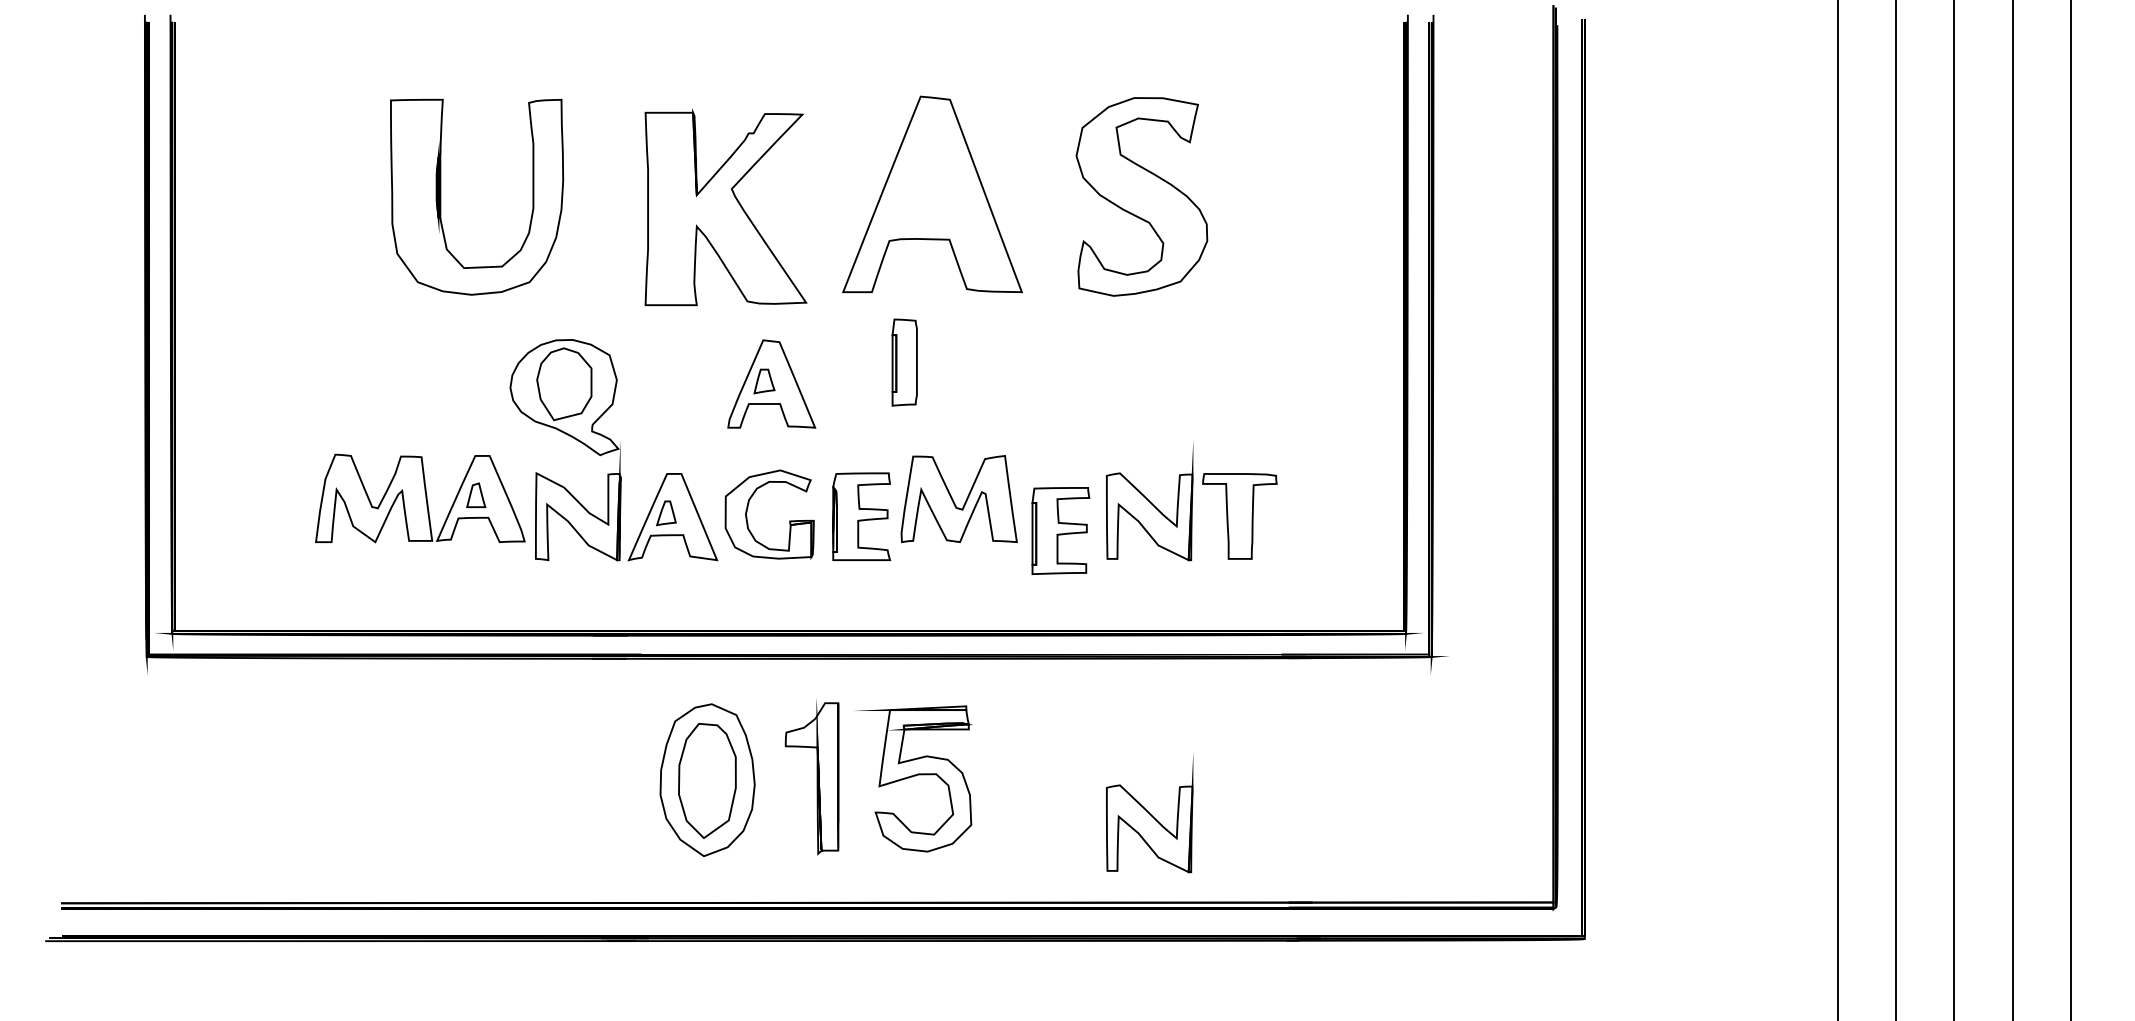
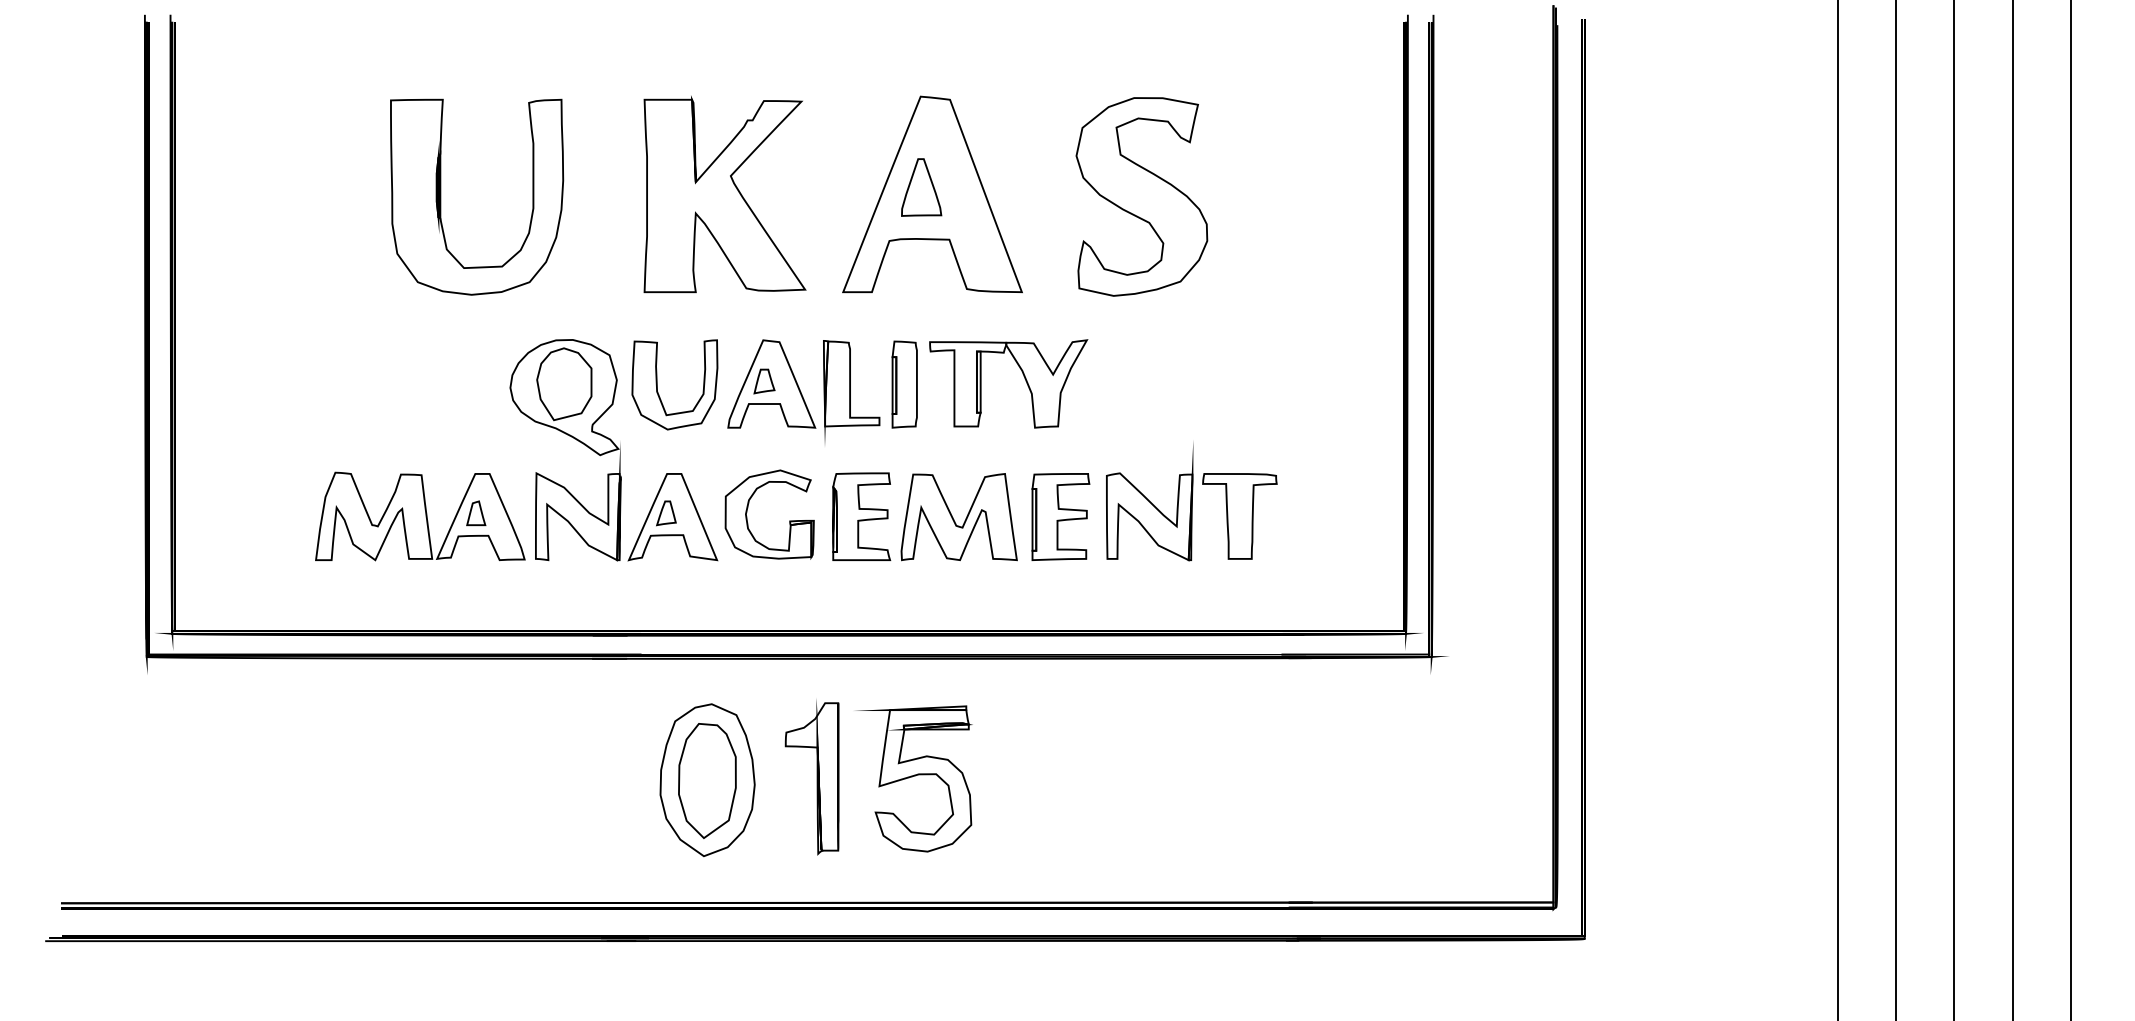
part: none -> present (921, 187)
part position: (725, 207) -> (724, 194) (724, 194)
part position: (904, 362) -> (904, 384) (904, 384)
part: none -> present (1023, 376)
part: none -> present (657, 384)
part: none -> present (851, 391)
part position: (420, 498) -> (420, 516) (420, 516)
part position: (958, 499) -> (958, 517) (958, 517)
part position: (1060, 530) -> (1060, 516) (1060, 516)
part: present -> none (1149, 813)
